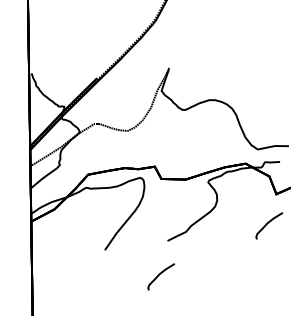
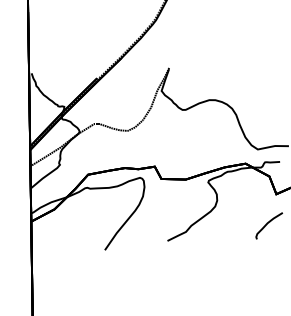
curve: present -> none (159, 275)
